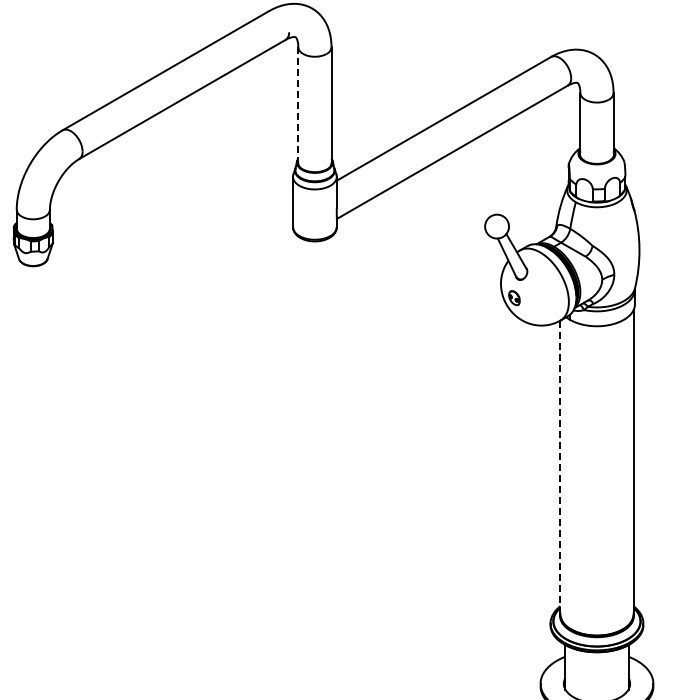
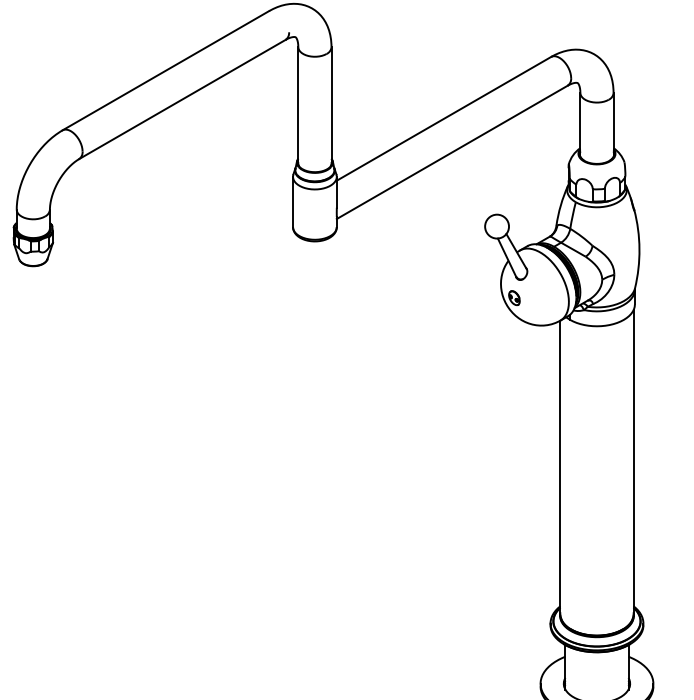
line: dashed -> solid (298, 105)
line: dashed -> solid (560, 468)
